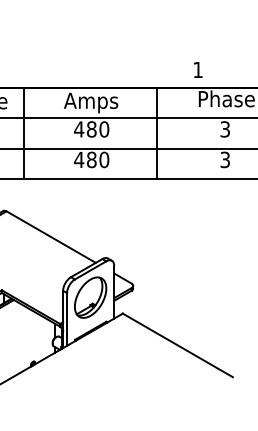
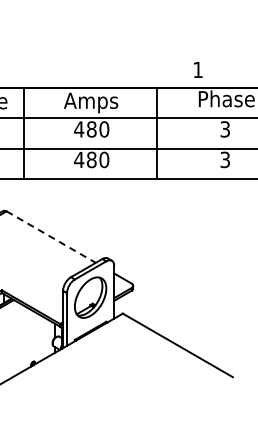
line: solid -> dashed (51, 237)
